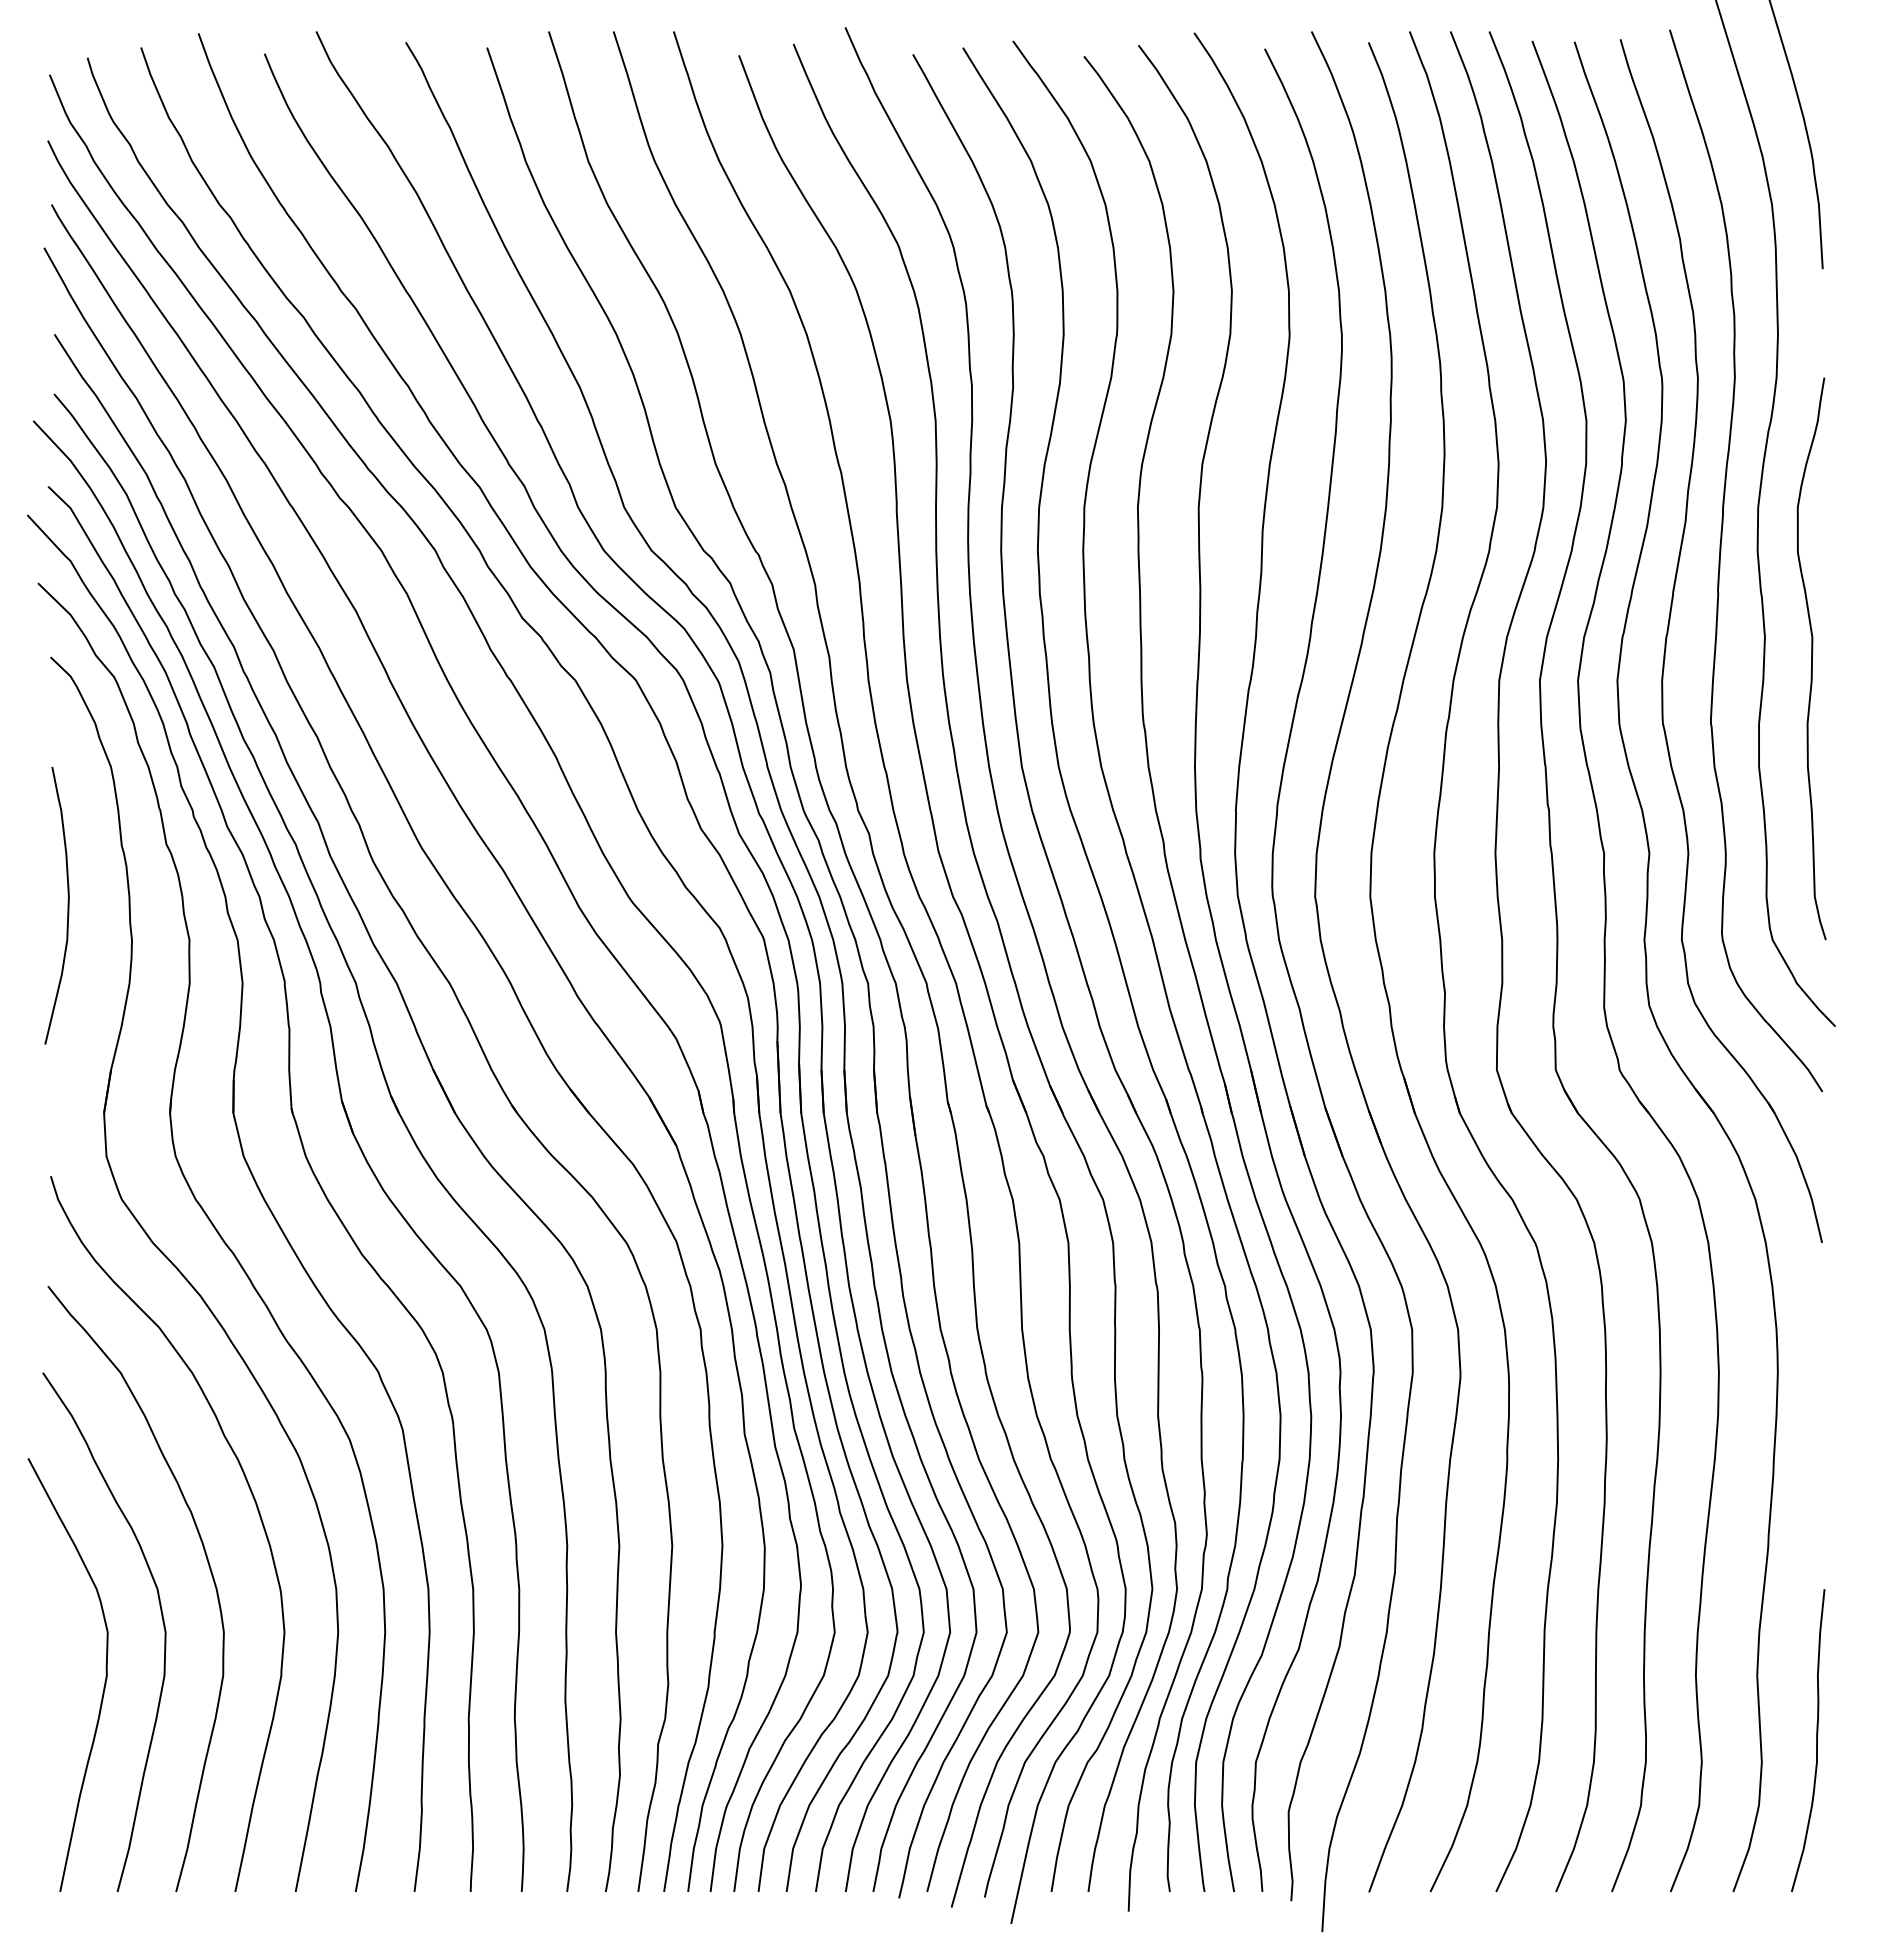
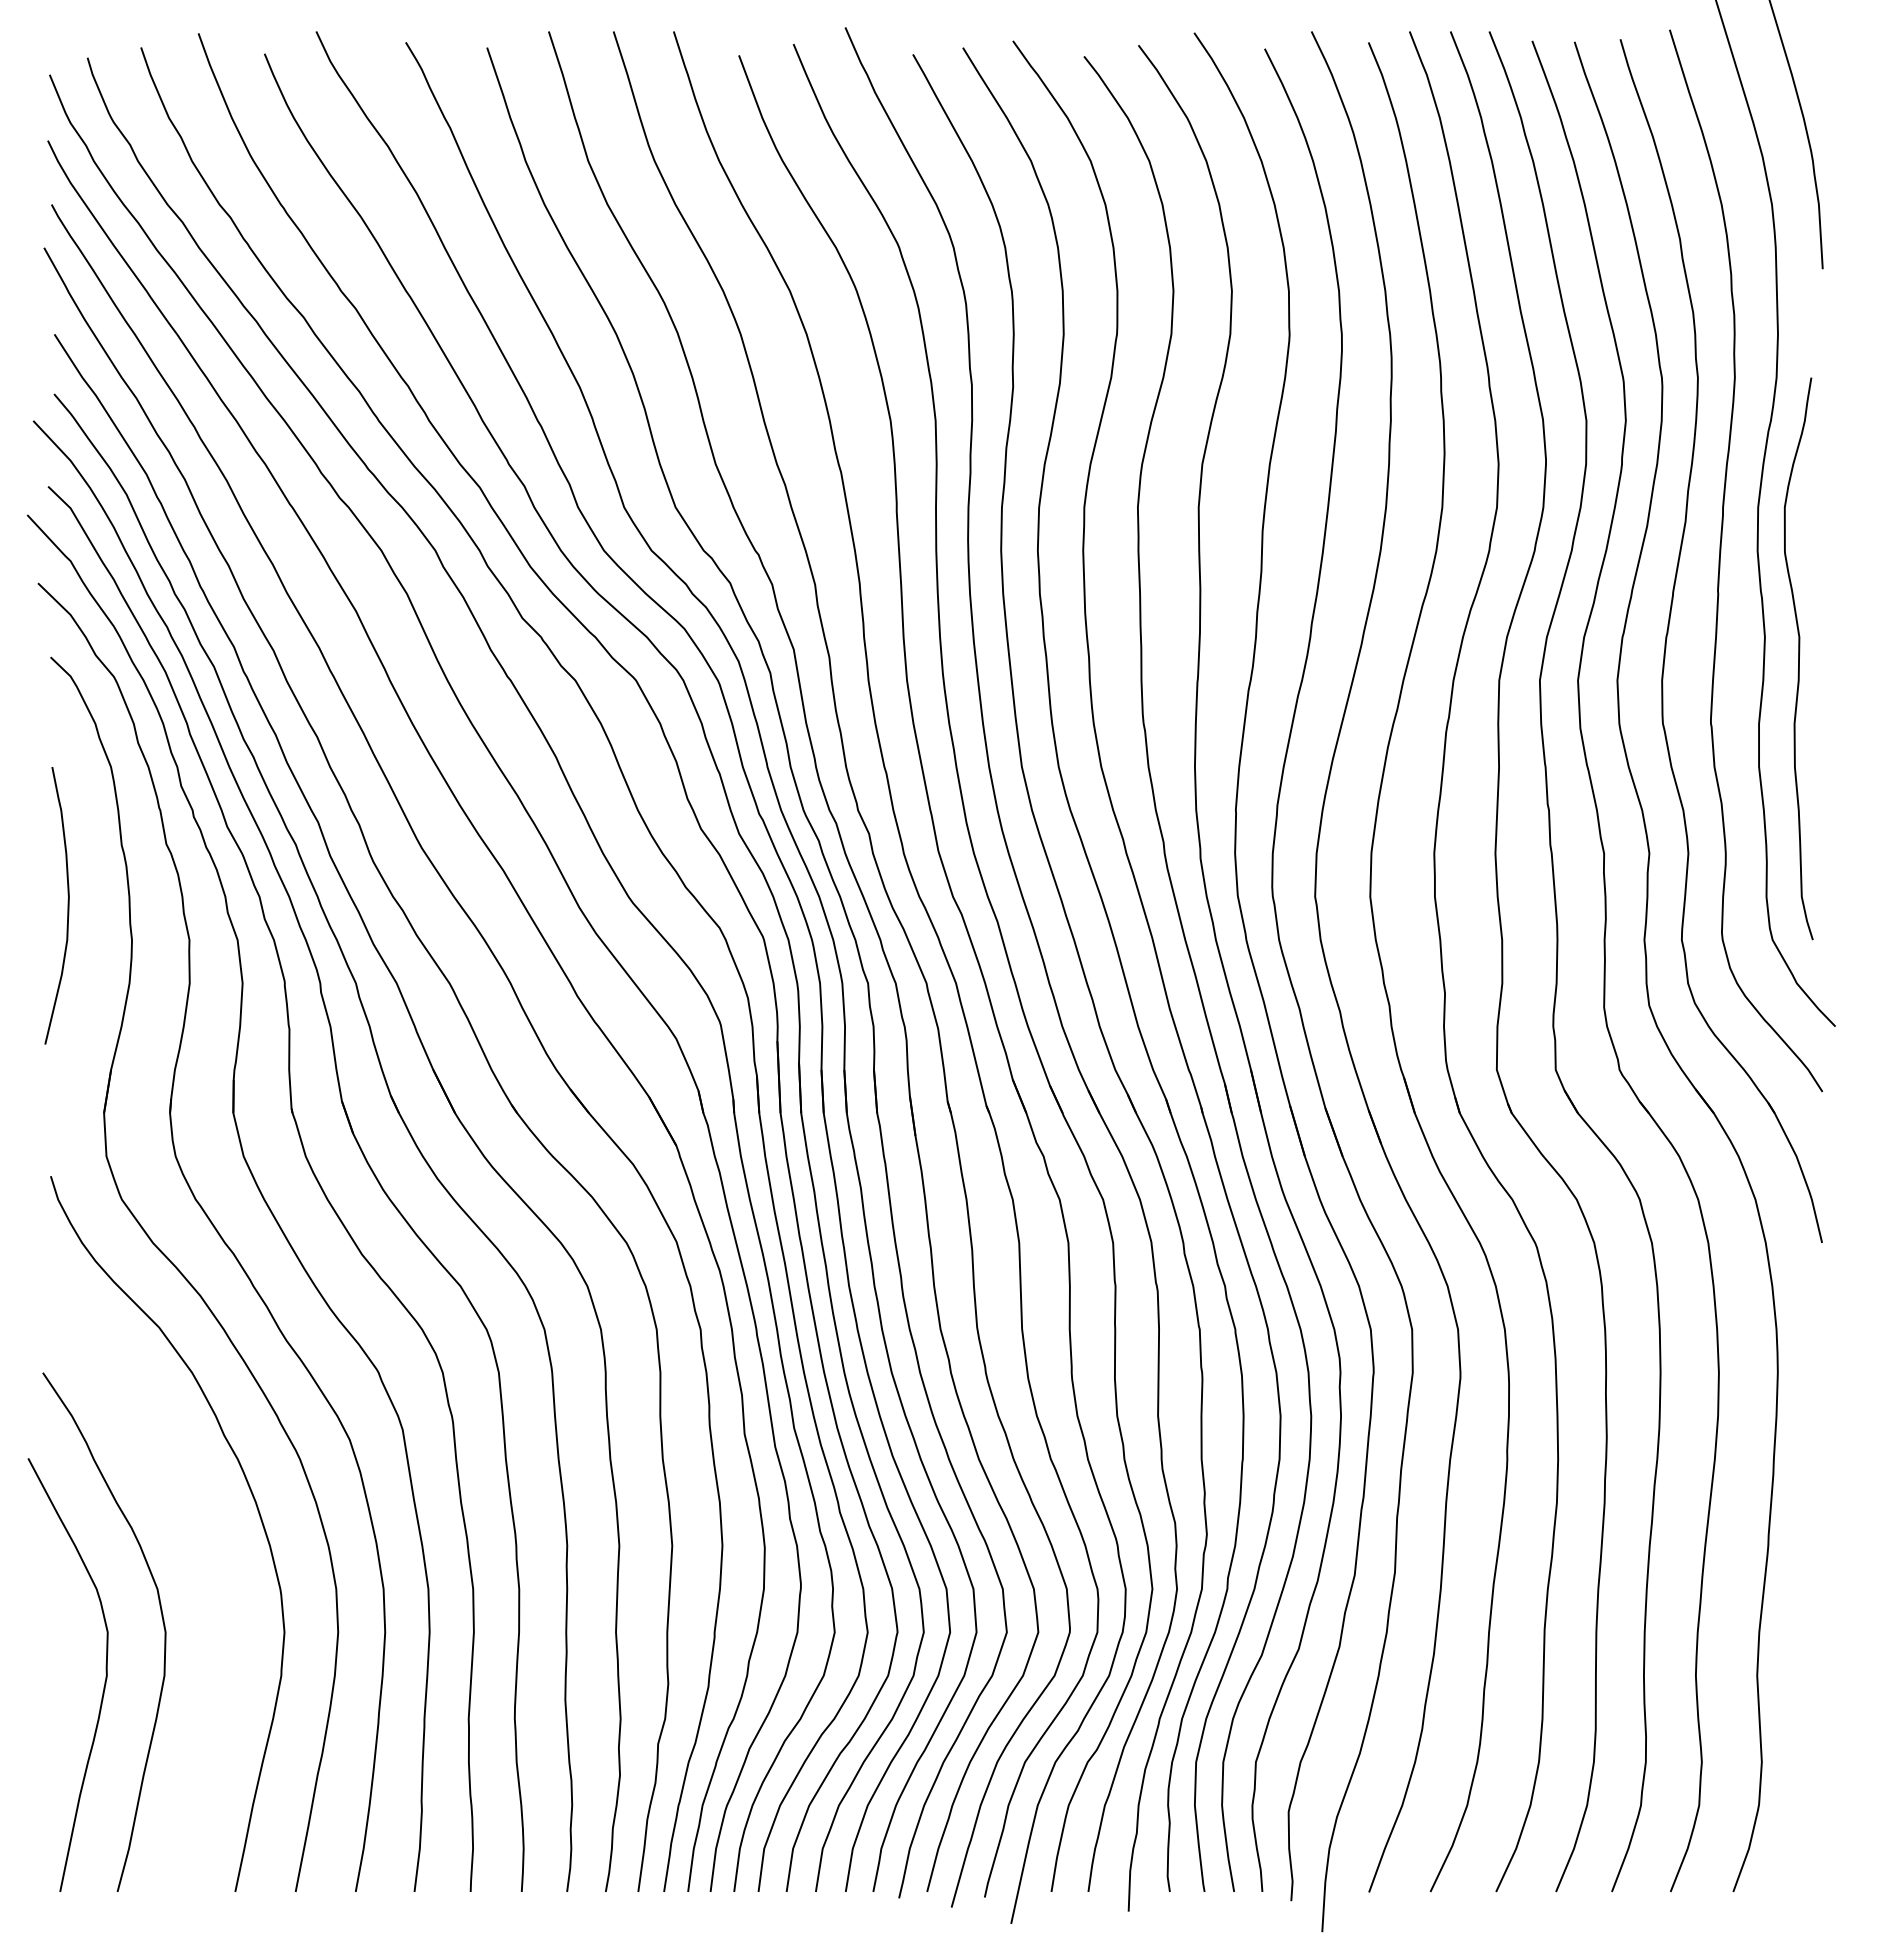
curve position: (1811, 658) -> (1798, 658) (1798, 658)
curve: present -> none (207, 1563)
curve: present -> none (1816, 1740)
